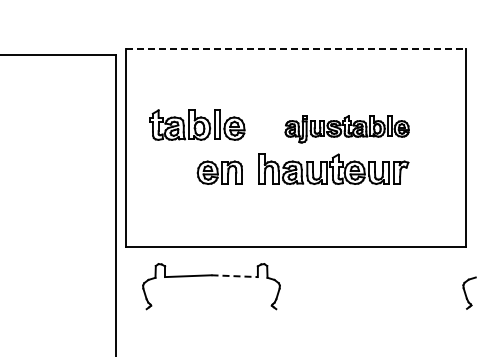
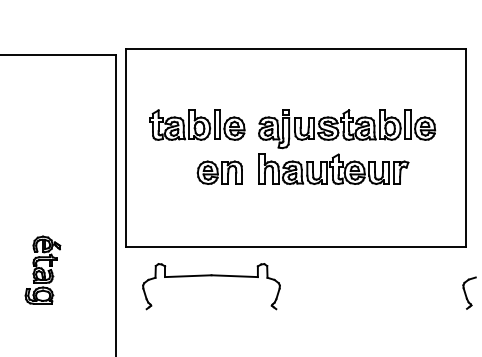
line: dashed -> solid (296, 49)
part size: 126x29 px -> 179x41 px (347, 129)
part: none -> present (42, 269)
line: dashed -> solid (235, 276)
